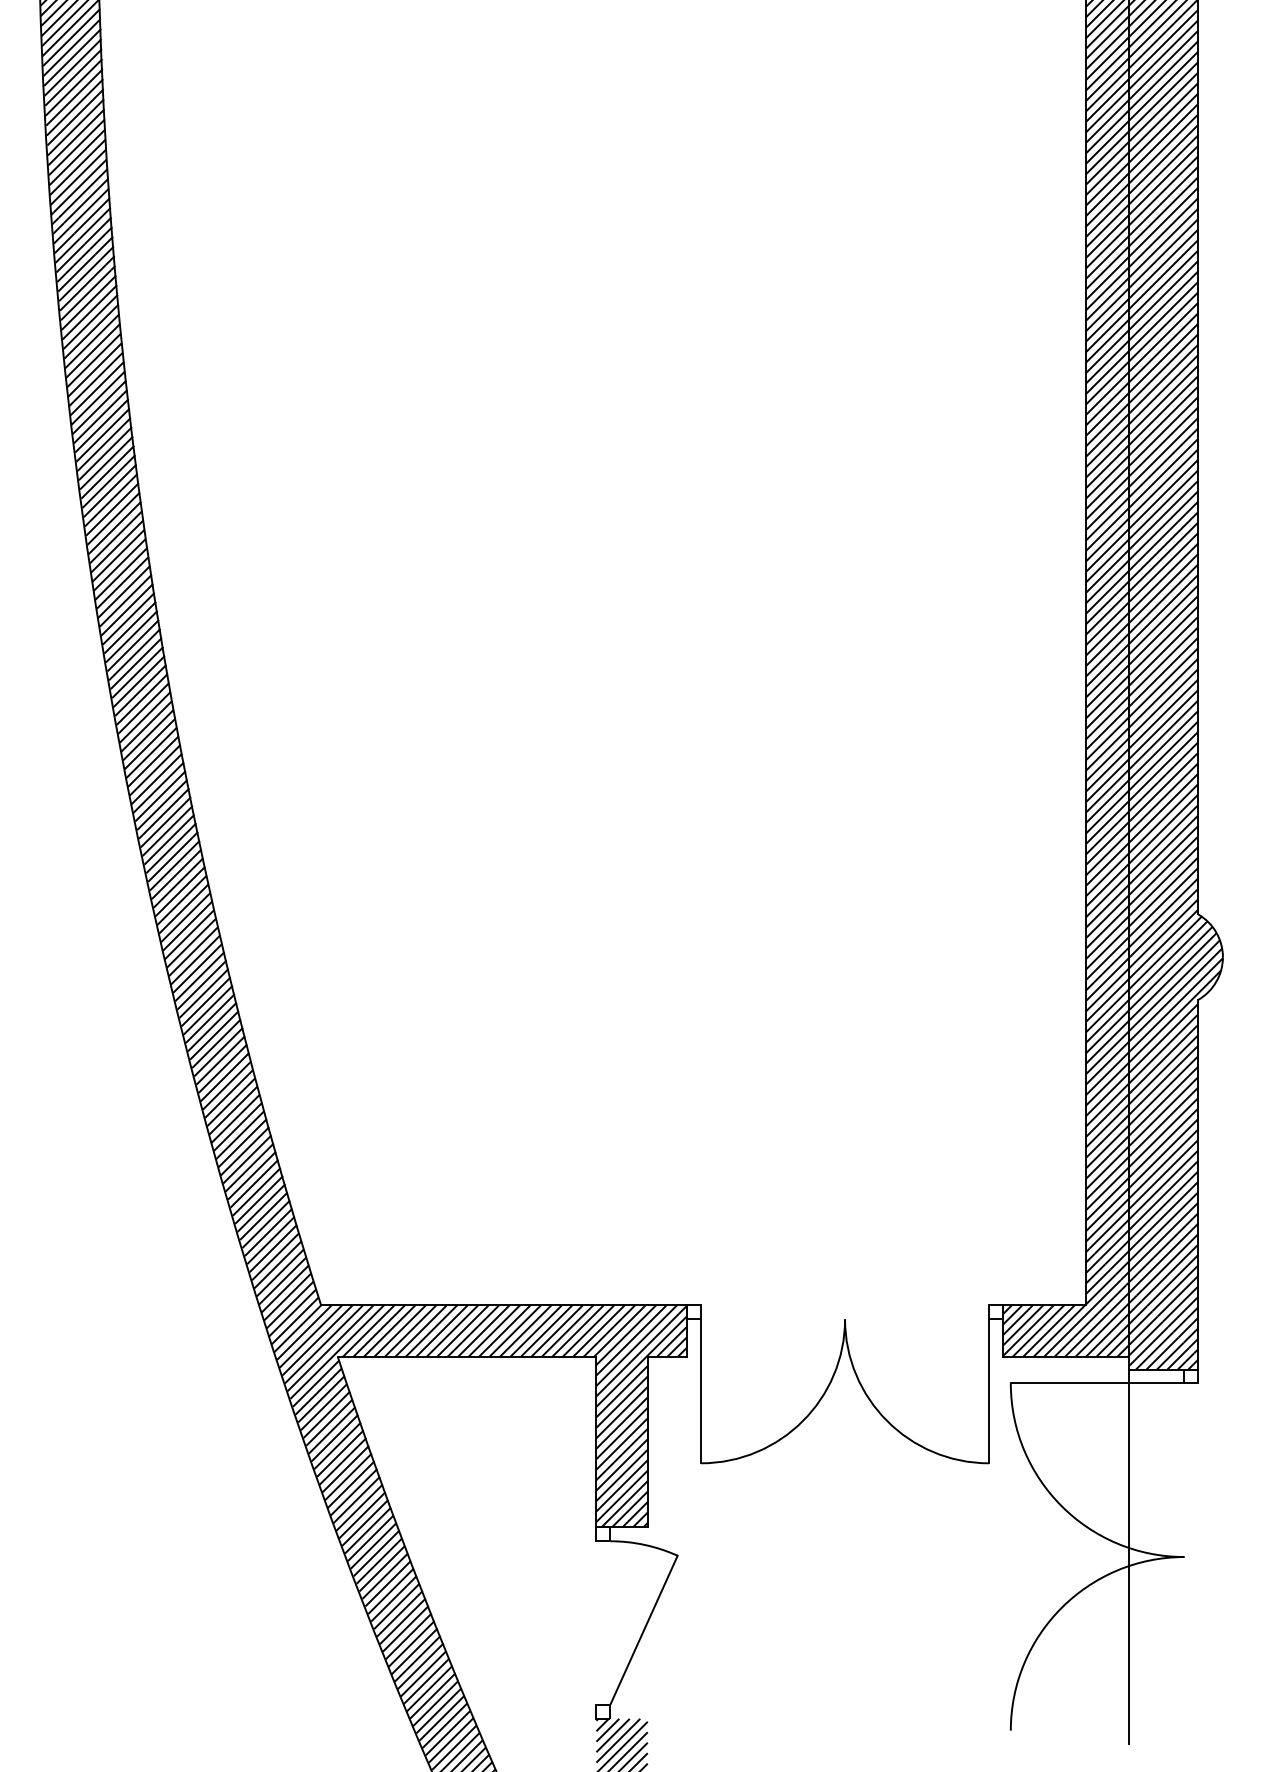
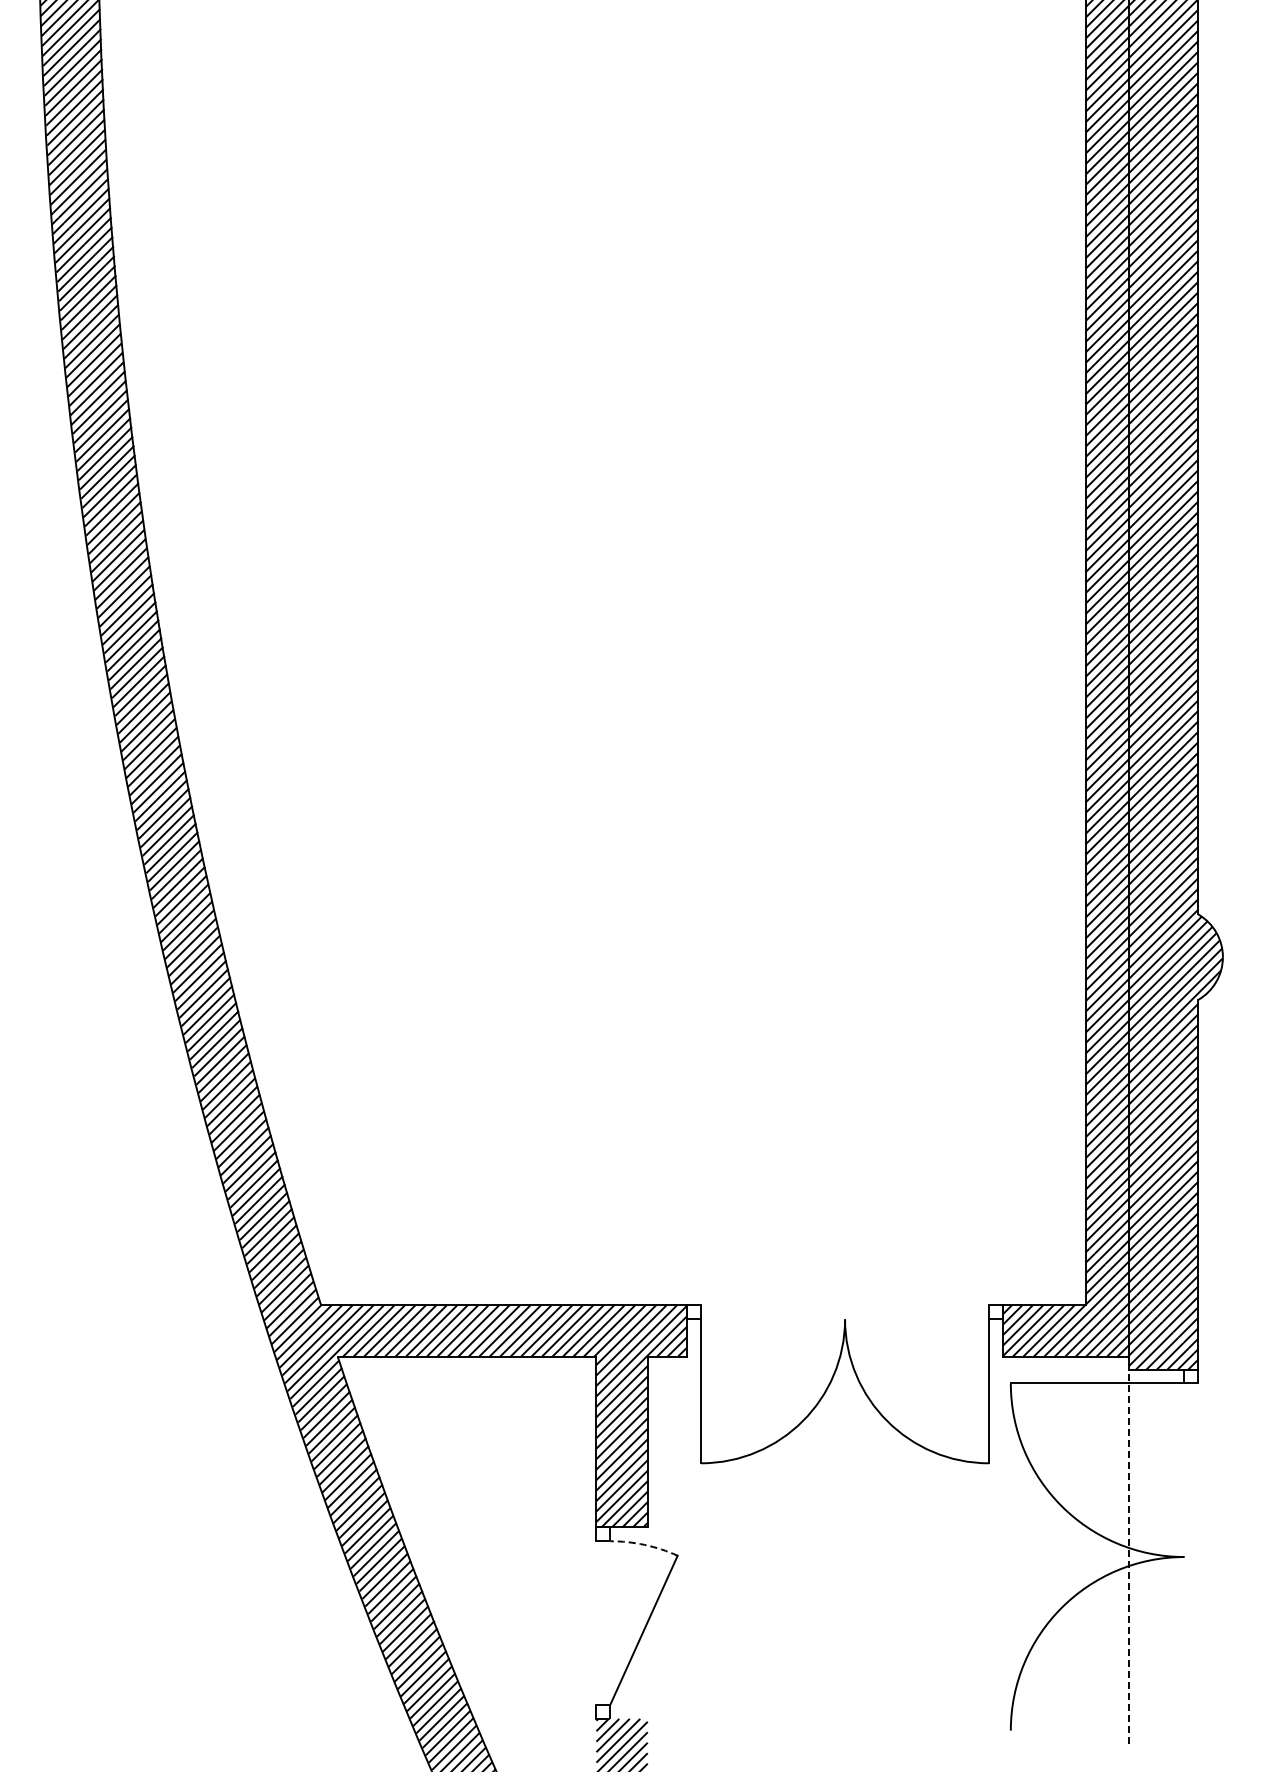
arc: solid -> dashed (644, 1544)
line: solid -> dashed (1129, 1556)
